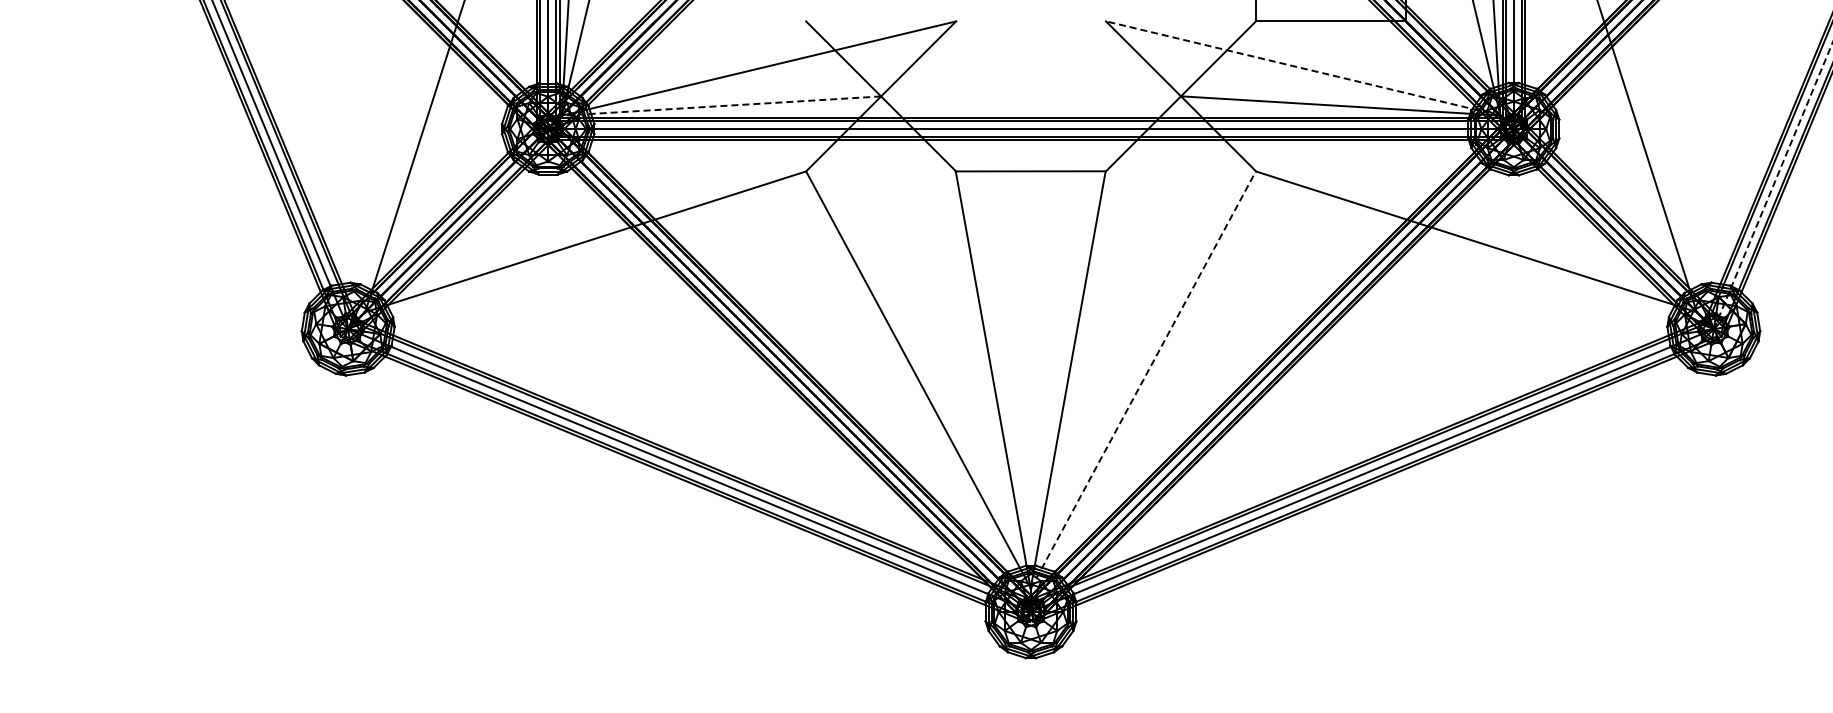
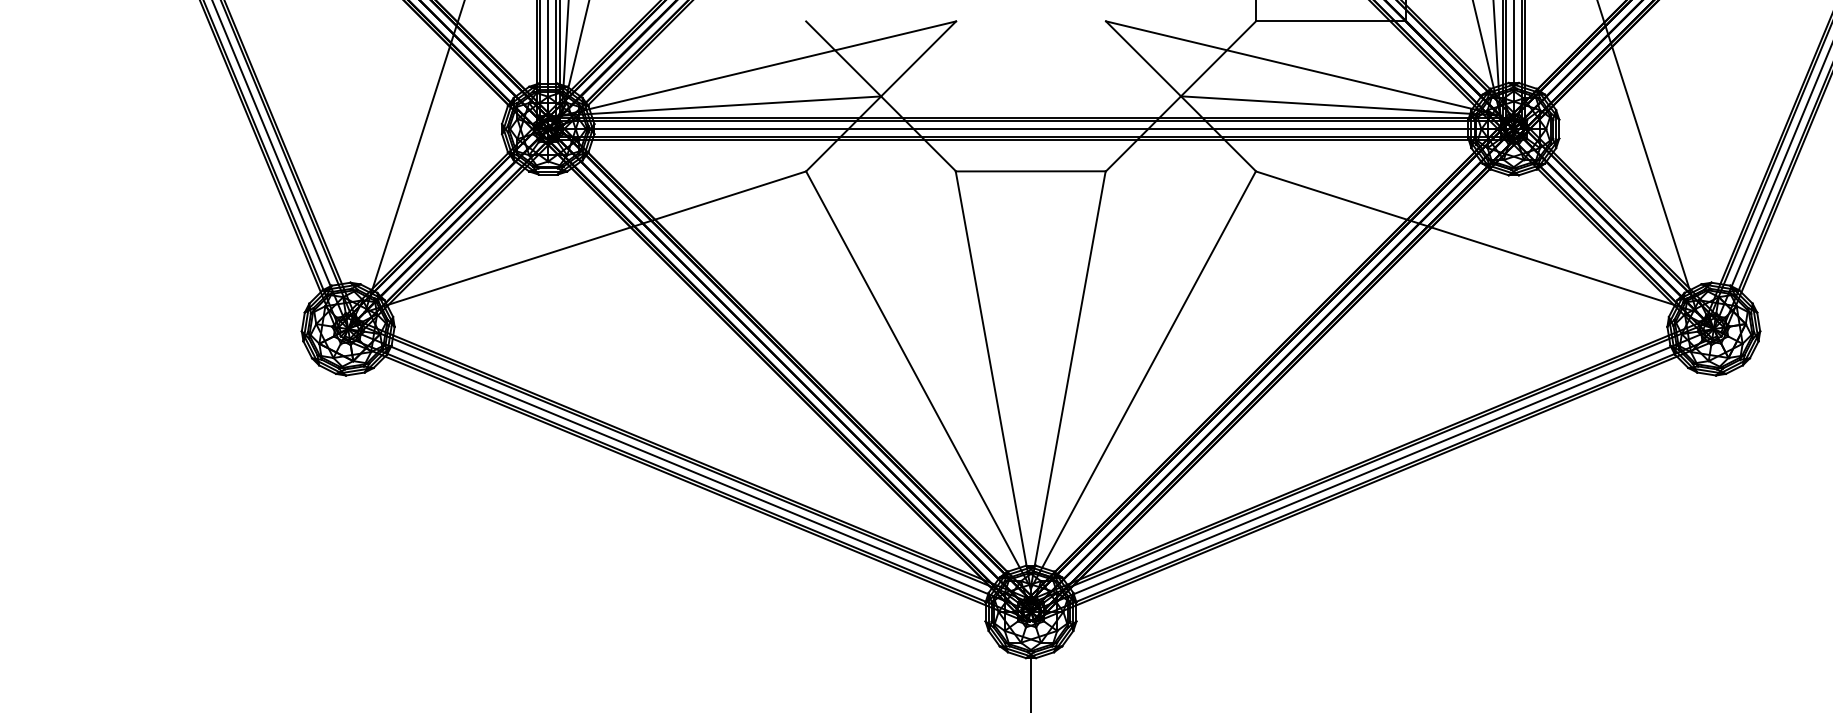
line: dashed -> solid (1303, 68)
line: dashed -> solid (721, 106)
line: dashed -> solid (1773, 185)
line: dashed -> solid (1143, 379)
line: none -> present (1031, 683)
